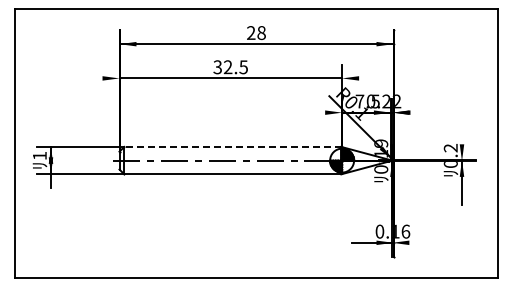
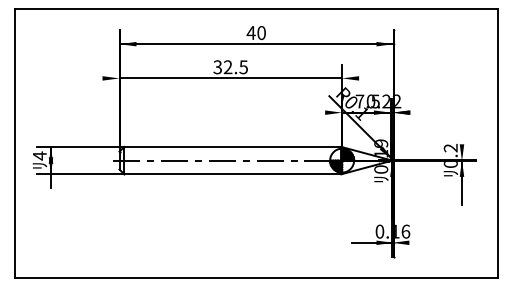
text: 28 -> 40 (255, 32)
line: dashed -> solid (233, 146)
text: 1 -> 4 (39, 155)
